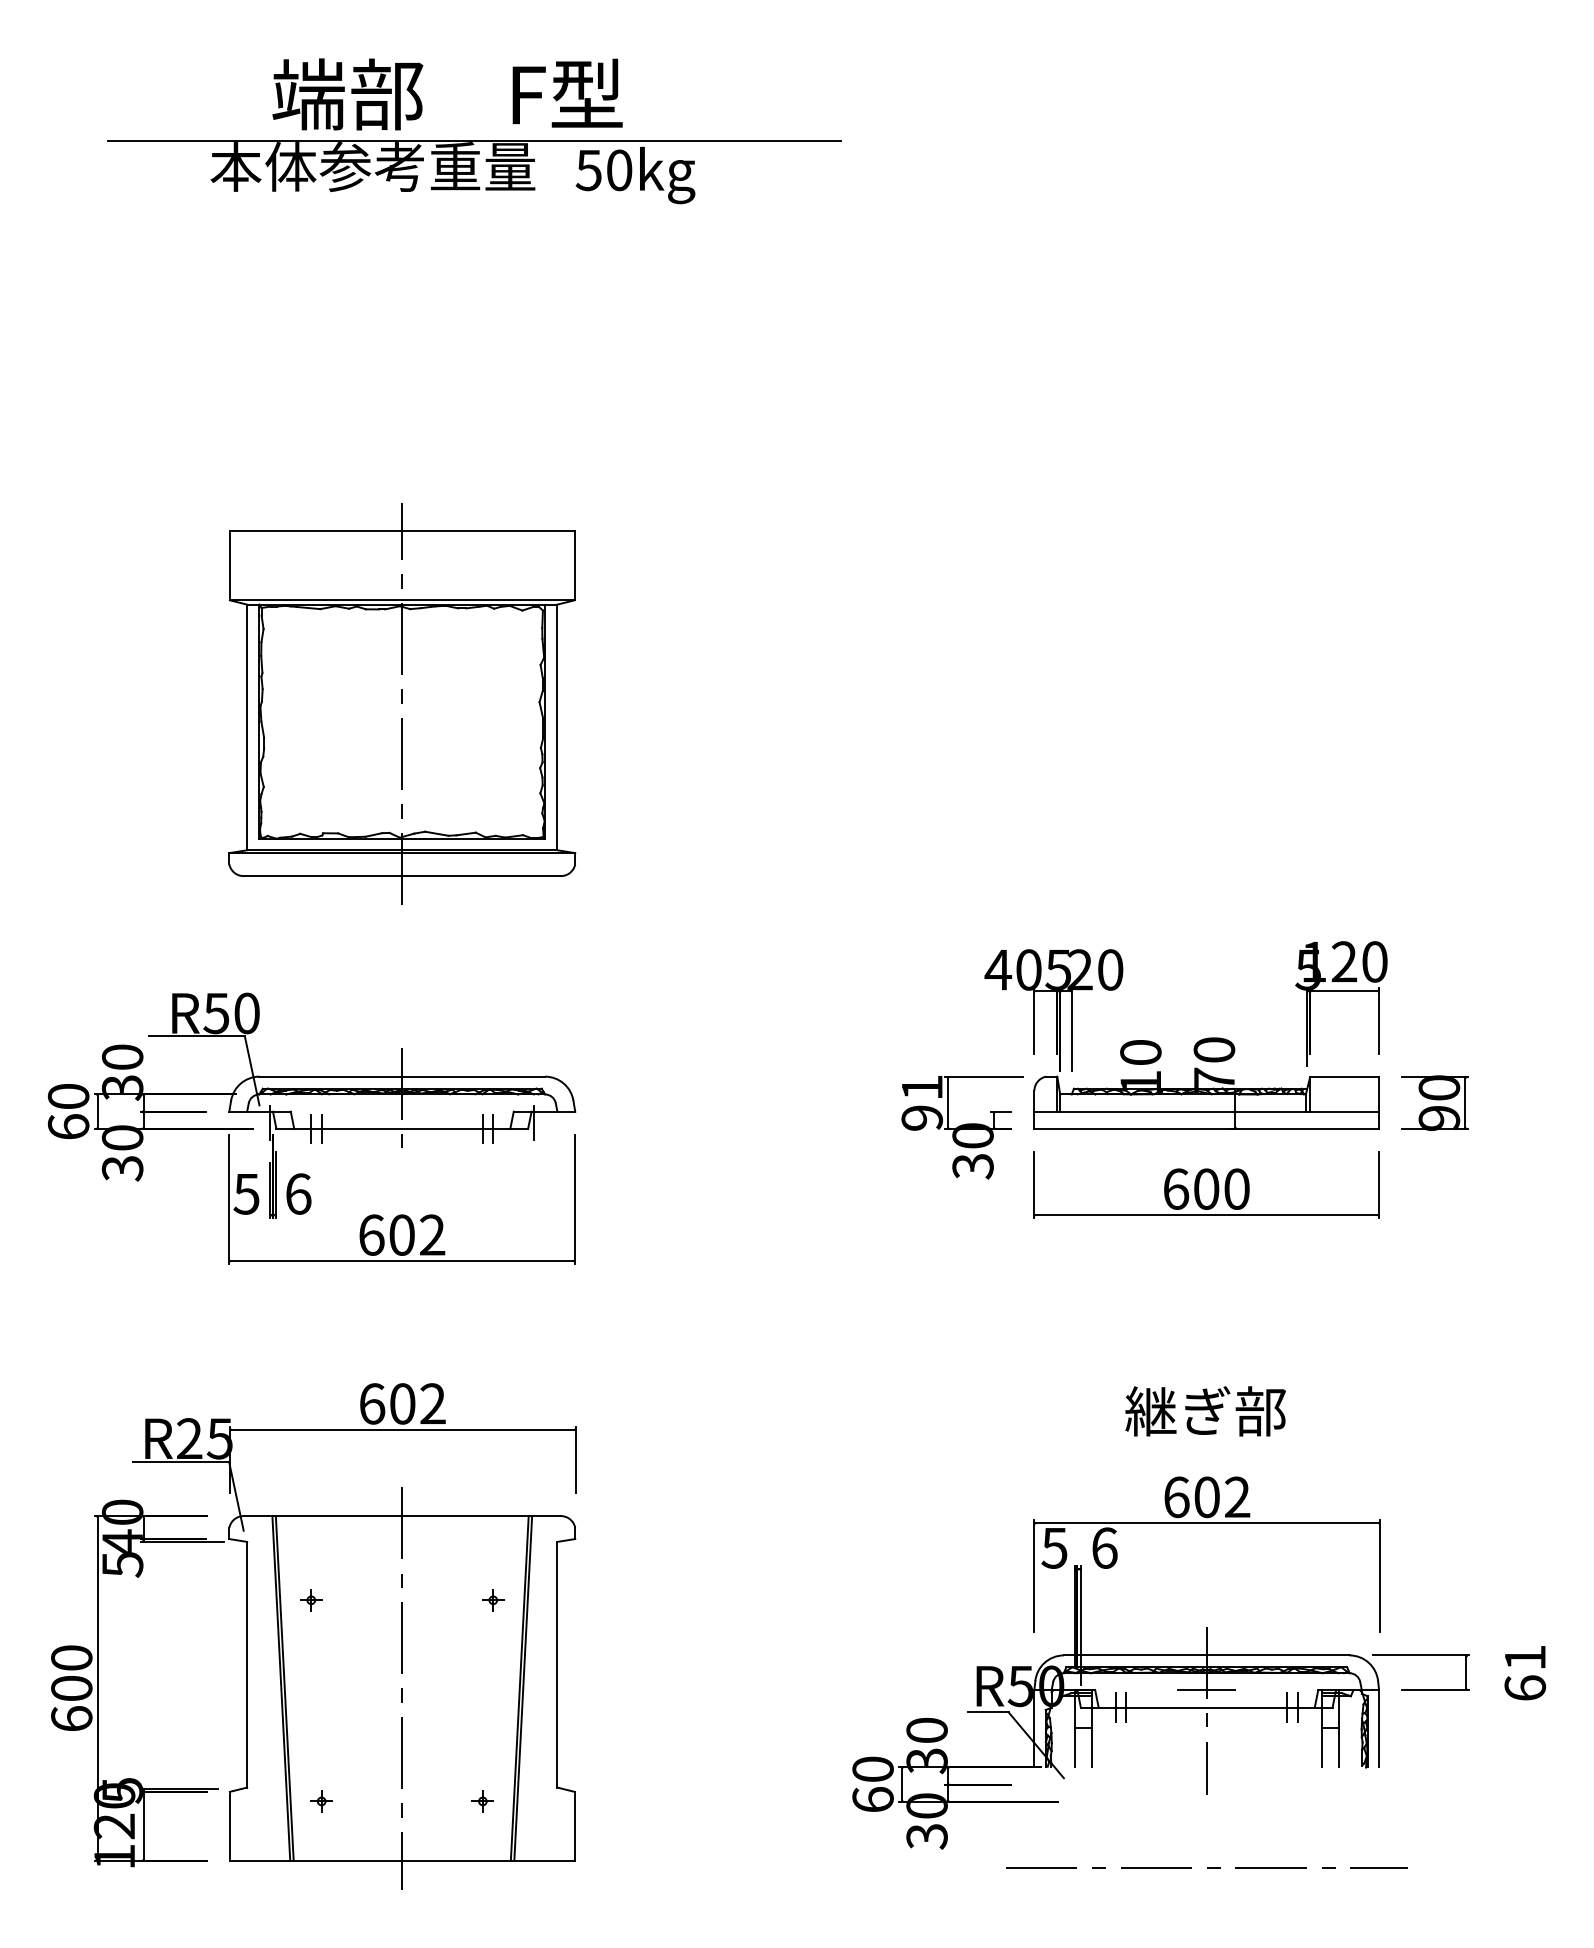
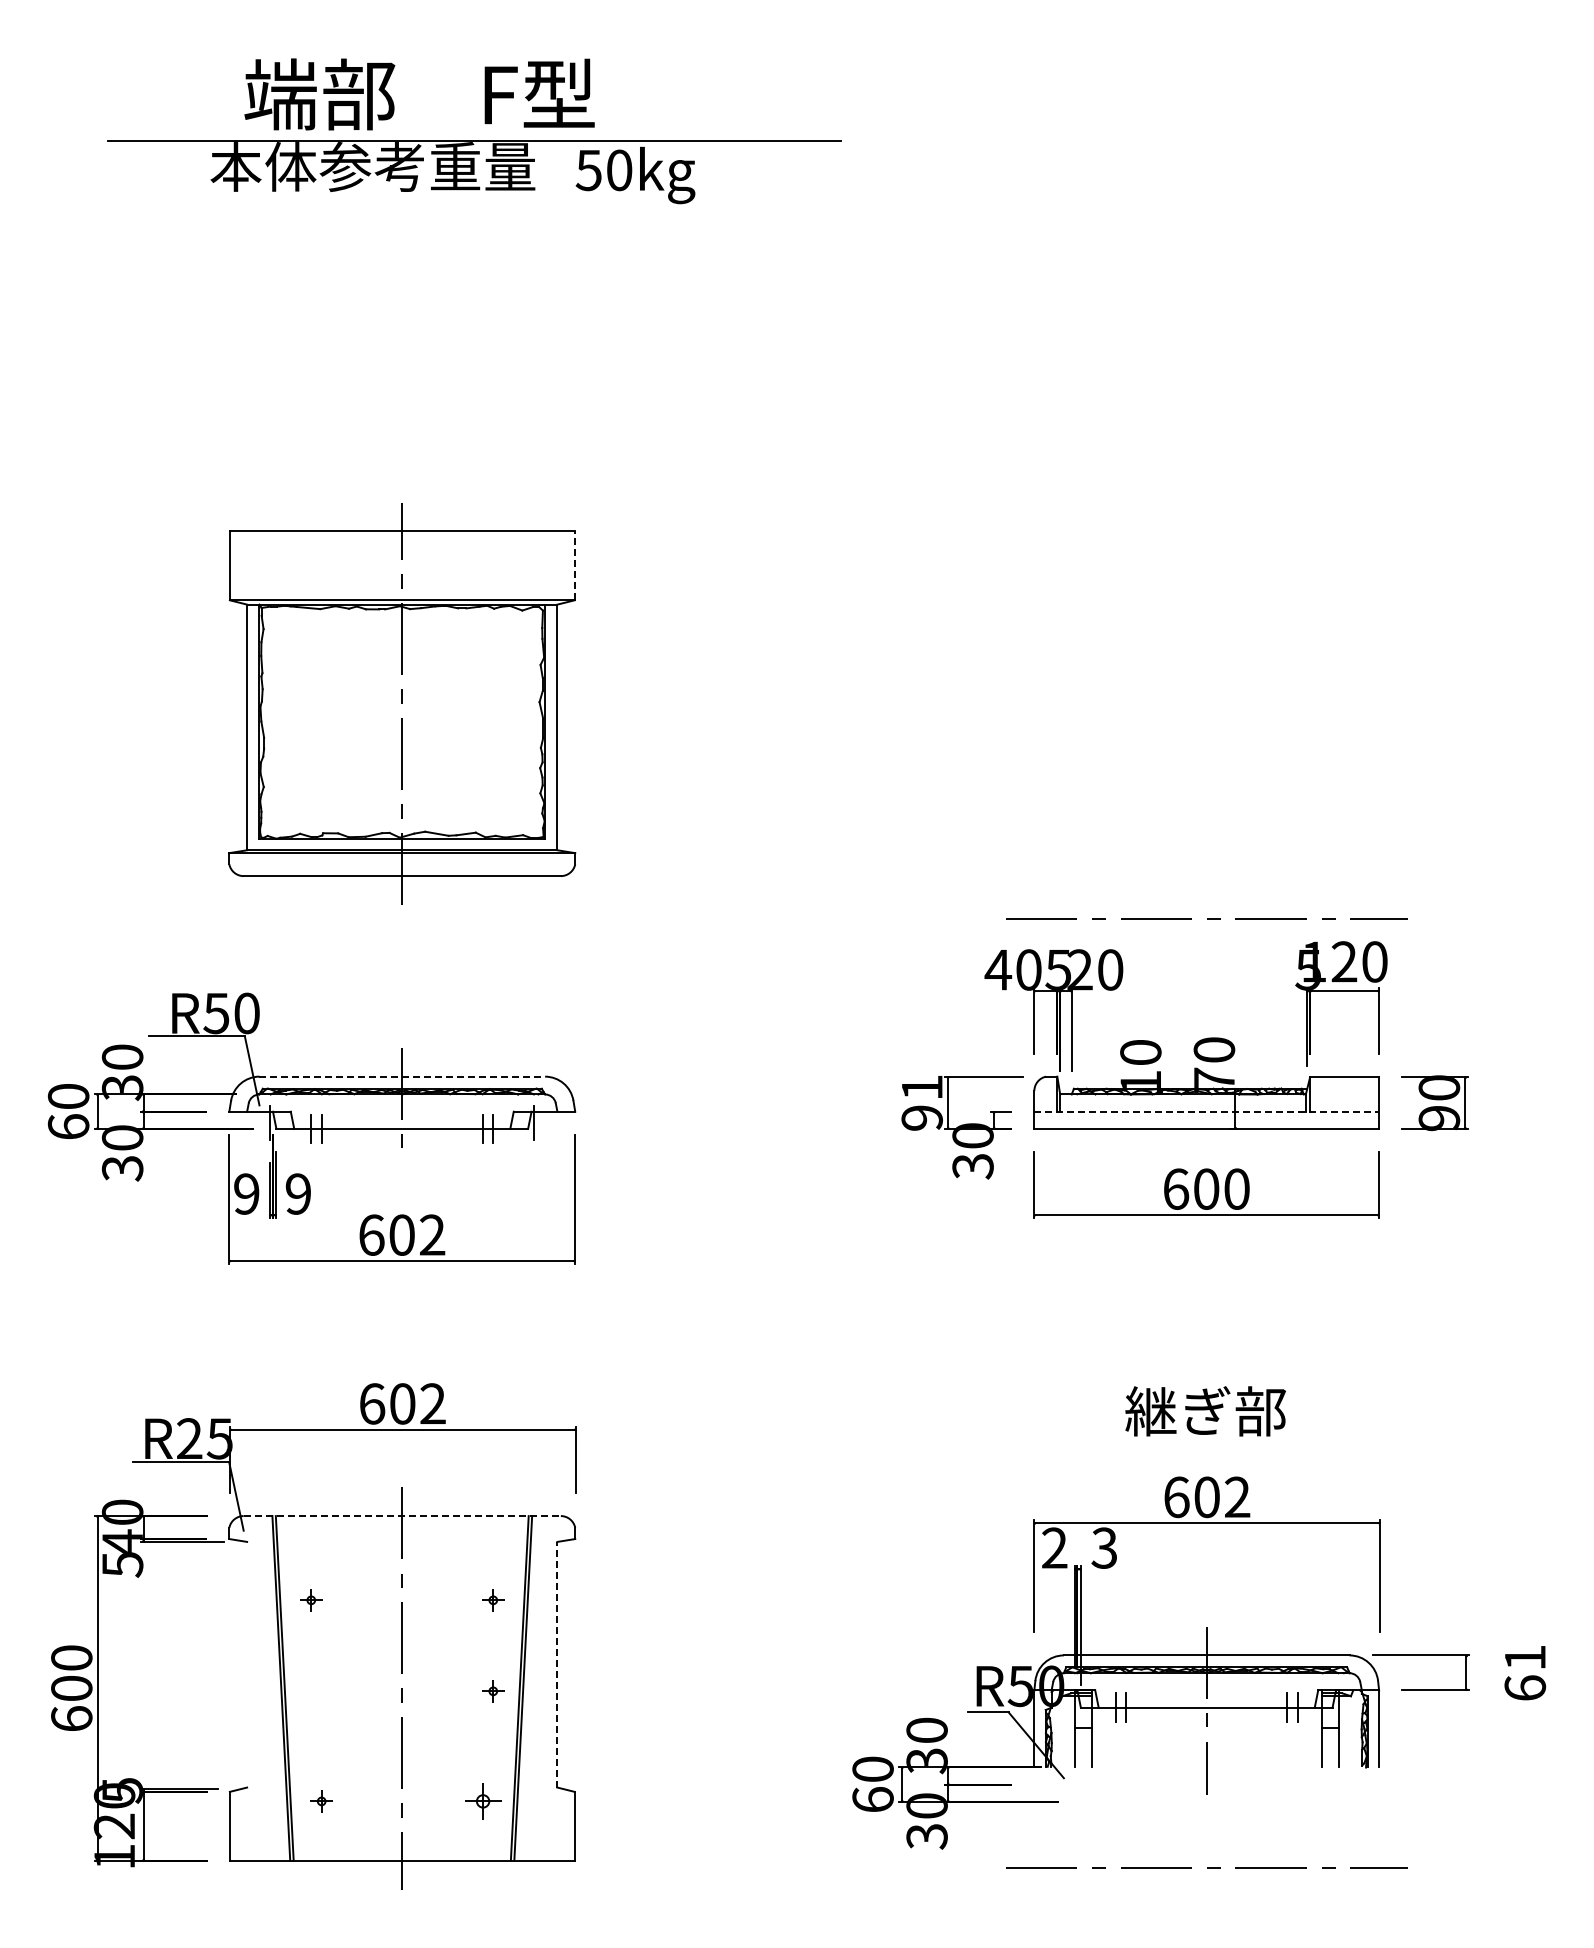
text position: (447, 94) -> (419, 94) (419, 94)
line: solid -> dashed (574, 565)
line: none -> present (1207, 918)
line: solid -> dashed (402, 1076)
line: solid -> dashed (1207, 1111)
text: 5 -> 9 (246, 1193)
text: 6 -> 9 (298, 1193)
line: solid -> dashed (402, 1516)
text: 5 -> 2 (1054, 1547)
text: 6 -> 3 (1104, 1547)
line: present -> none (247, 1664)
line: solid -> dashed (557, 1664)
line: present -> none (1206, 1690)
part: none -> present (493, 1691)
part size: 23x23 px -> 37x37 px (483, 1801)
